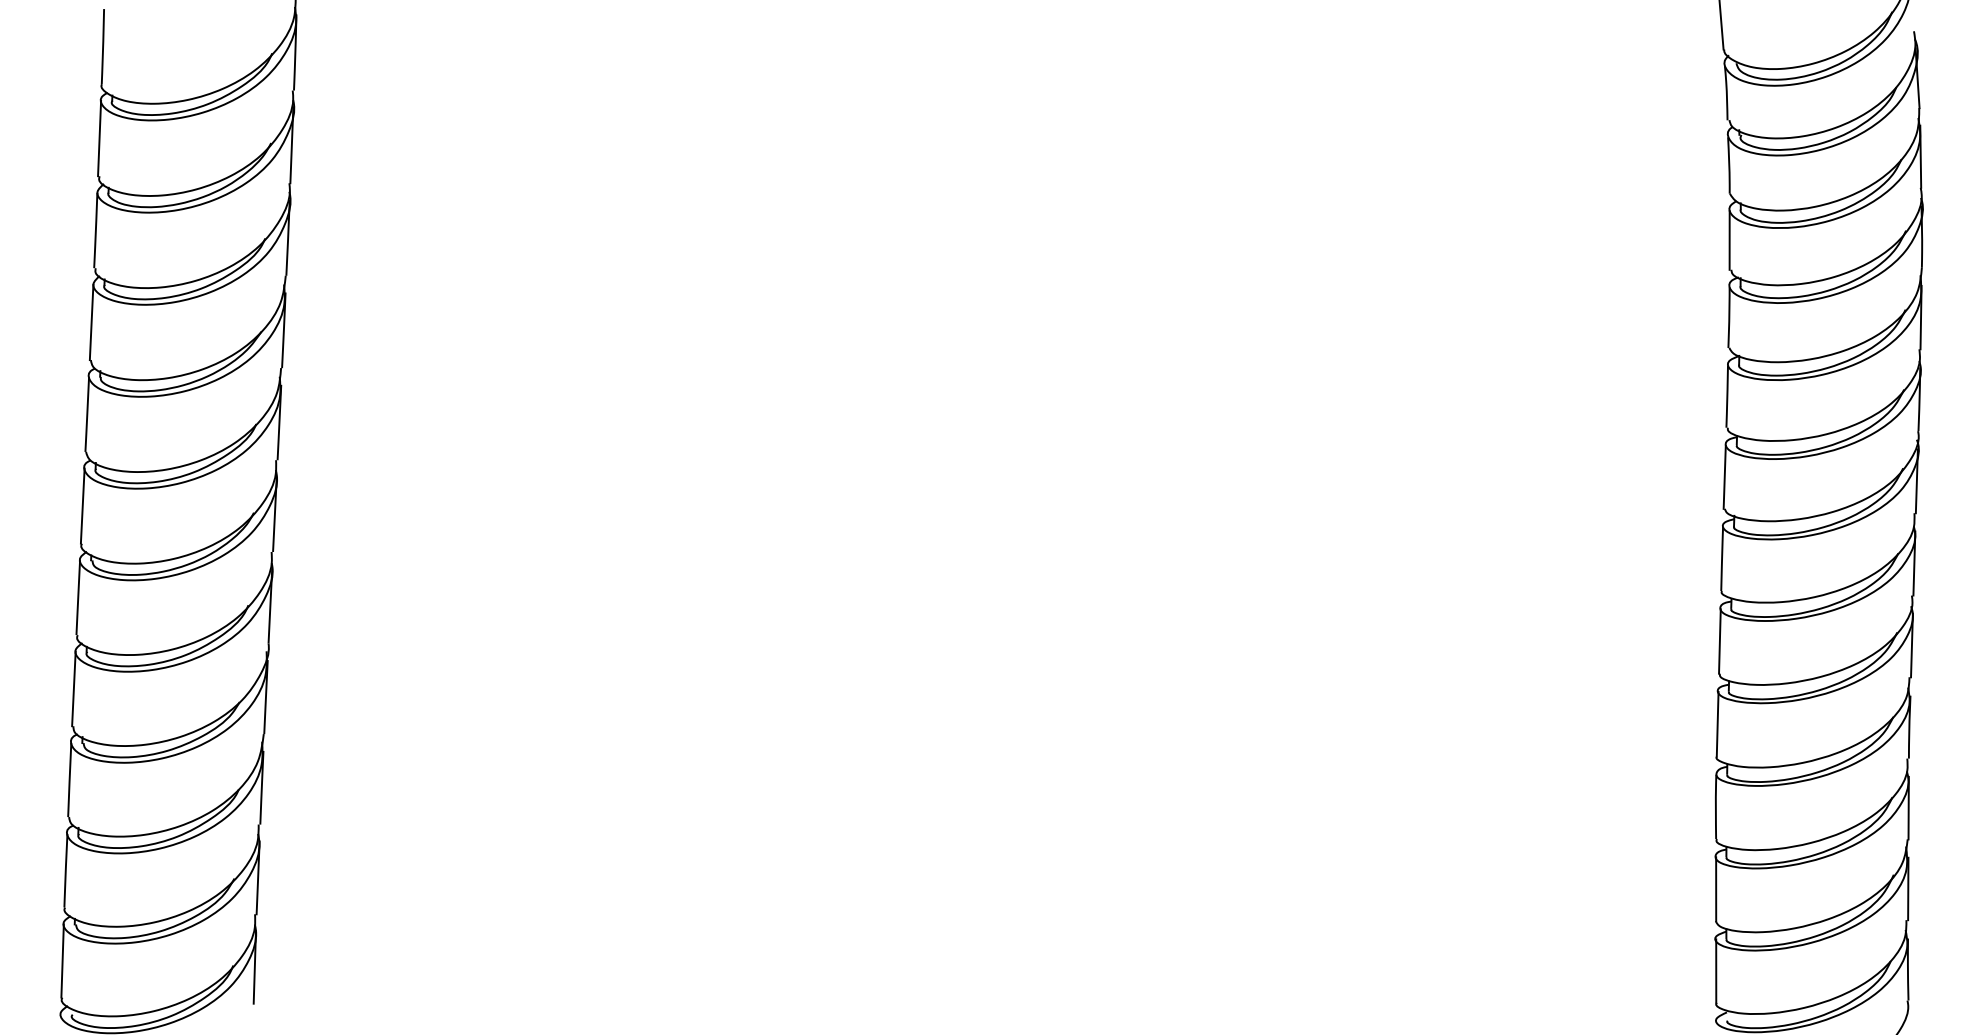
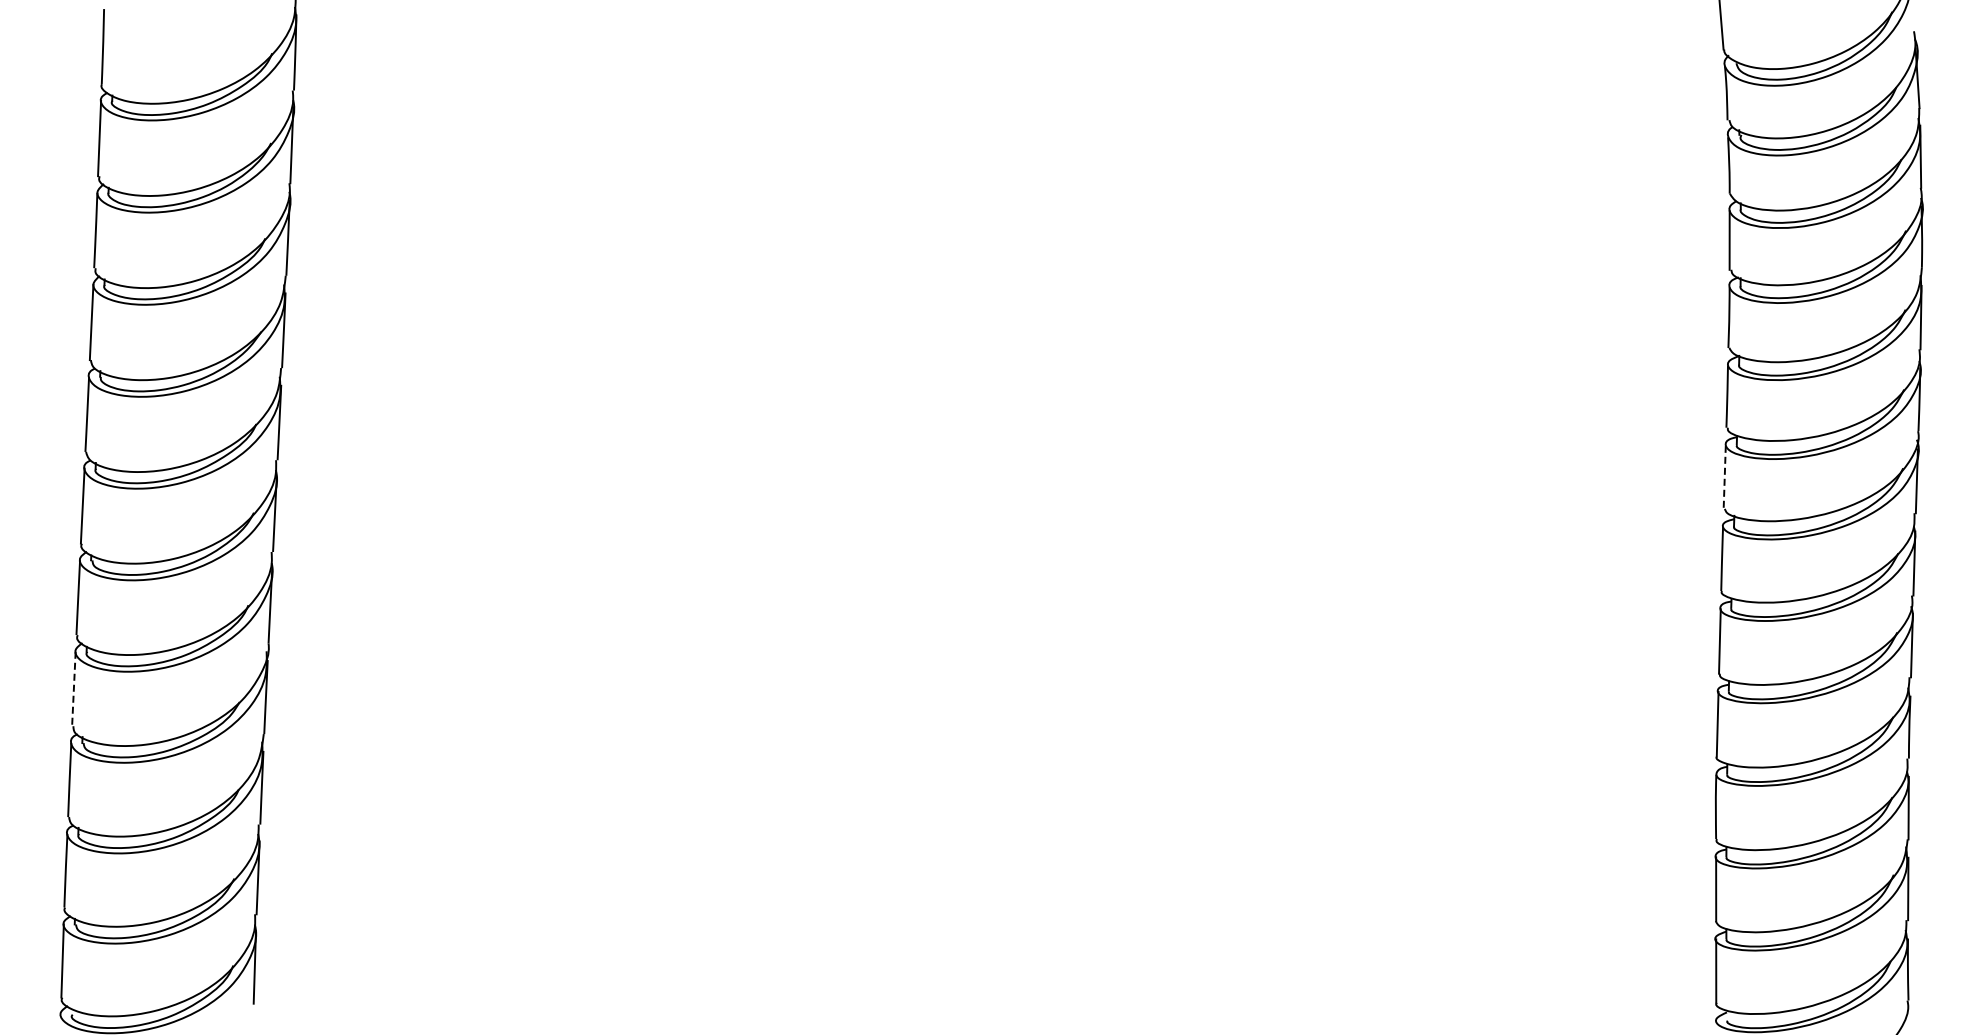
line: solid -> dashed (1724, 477)
line: solid -> dashed (73, 689)
